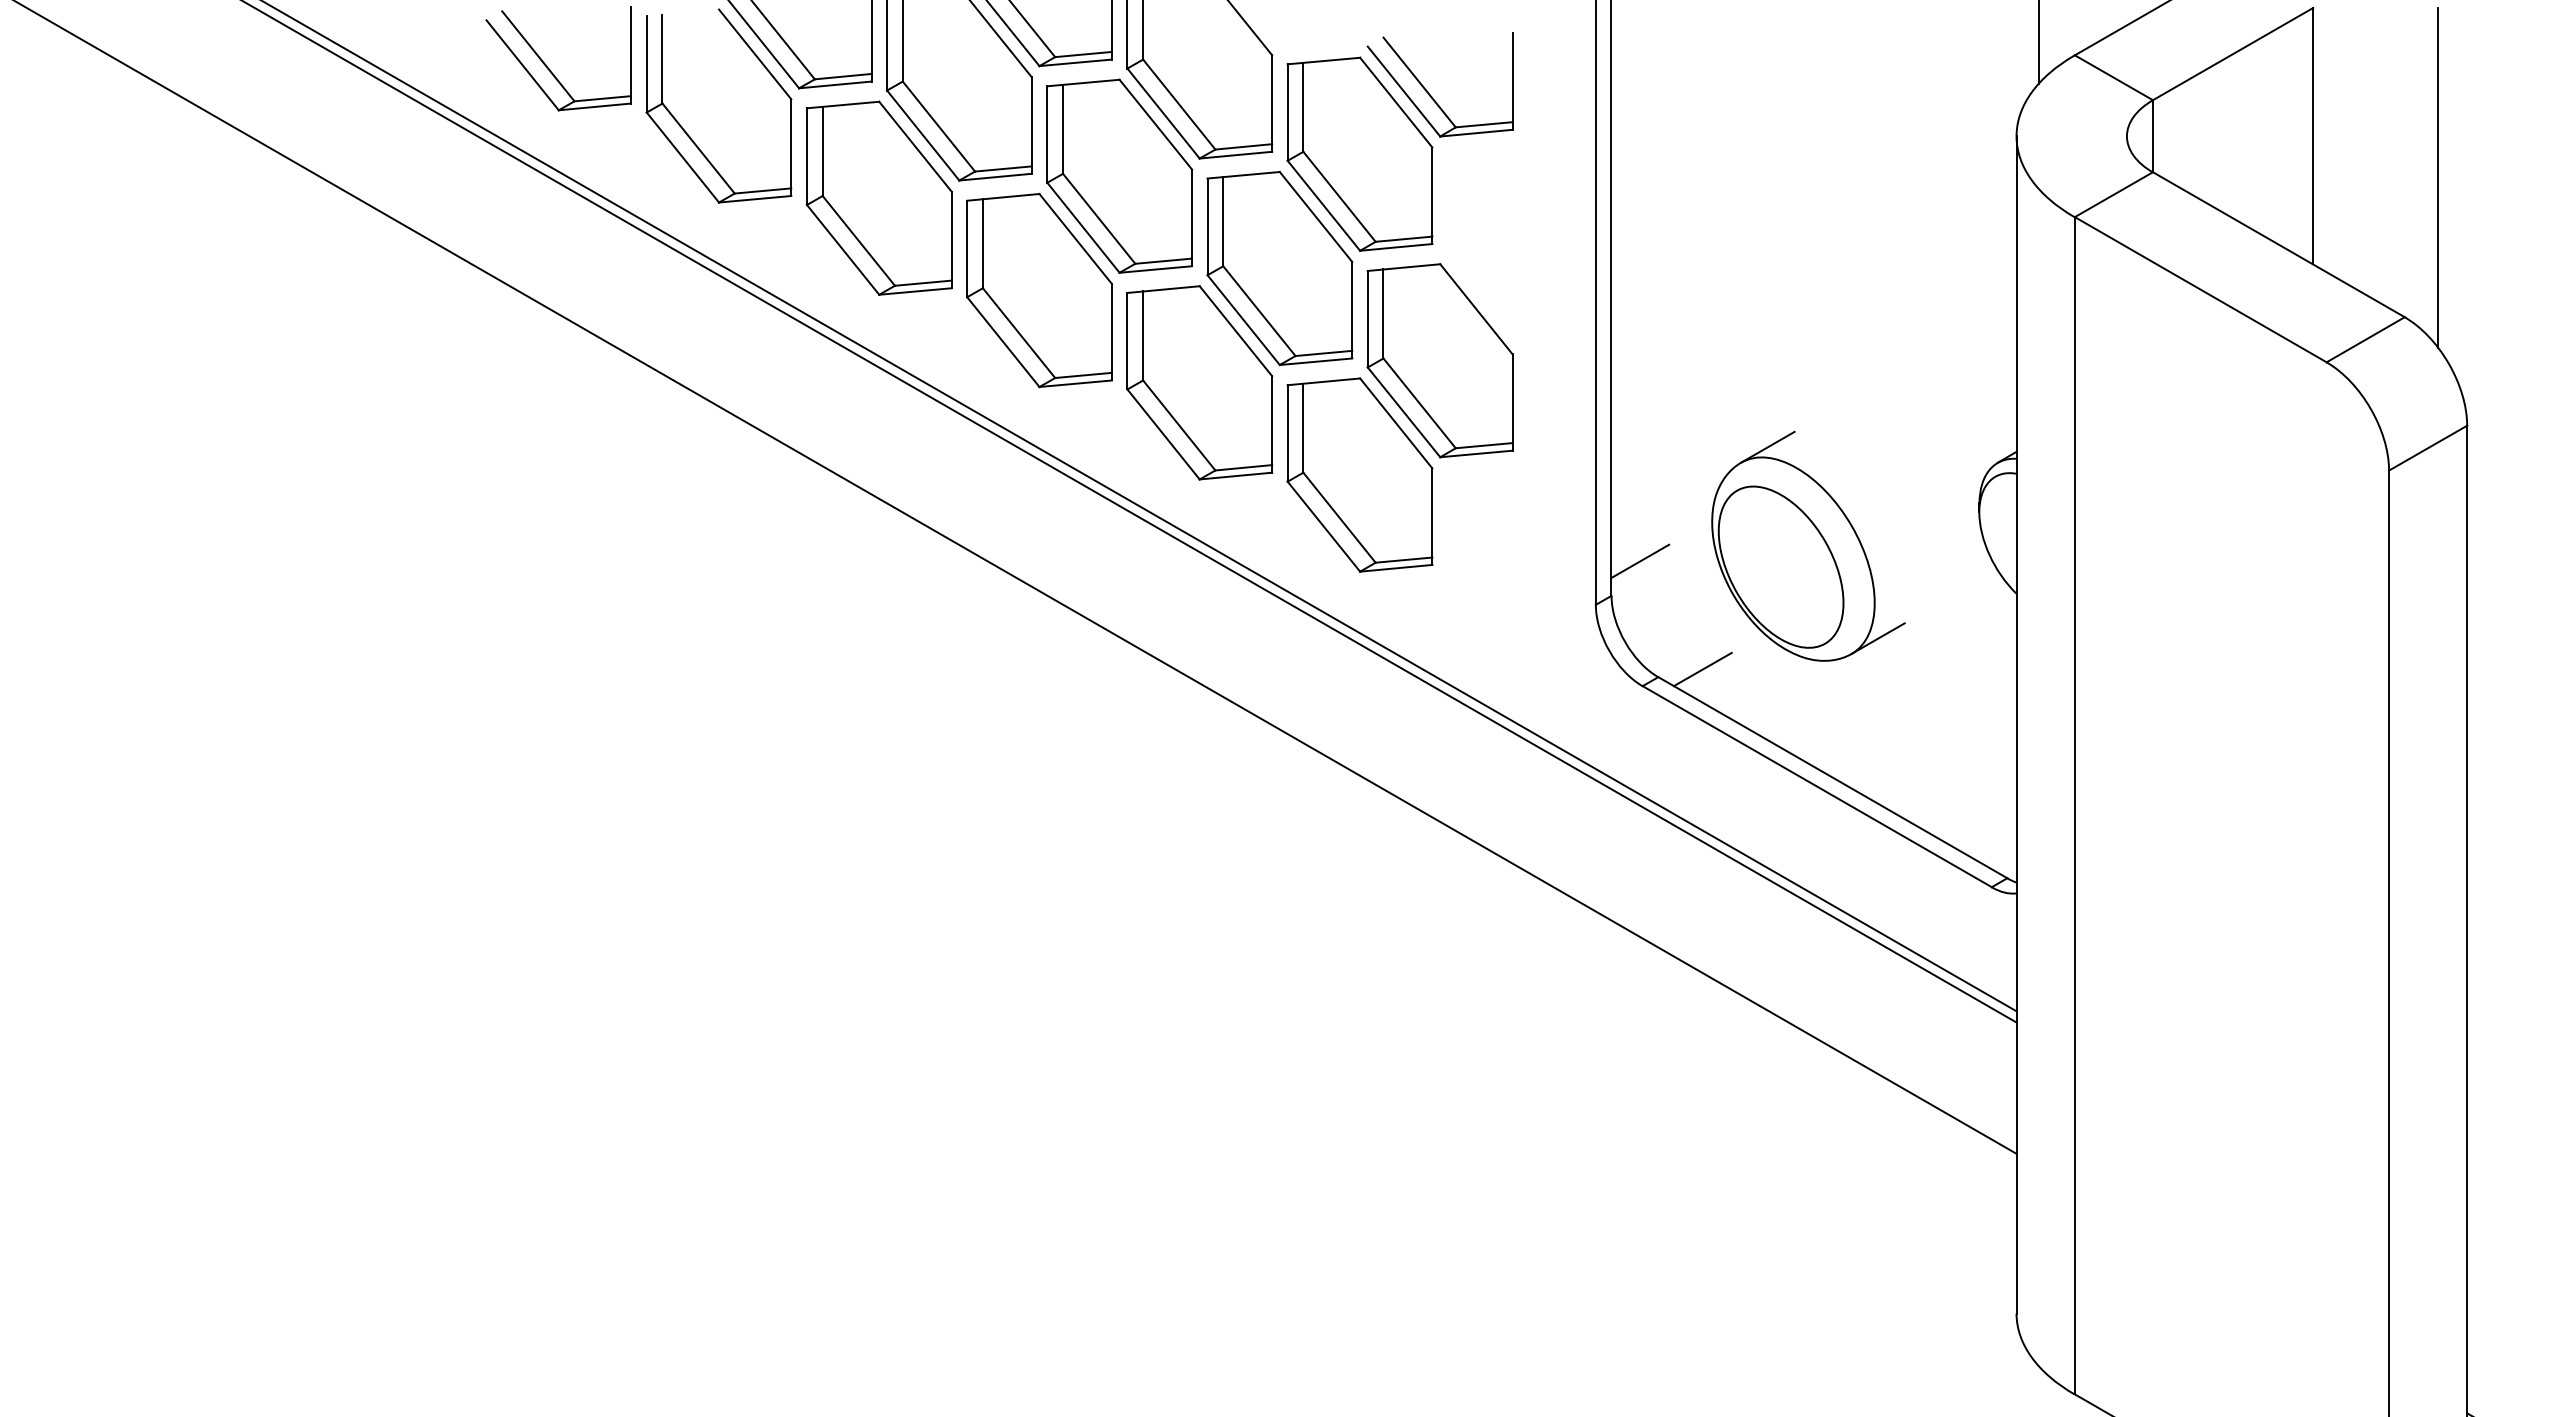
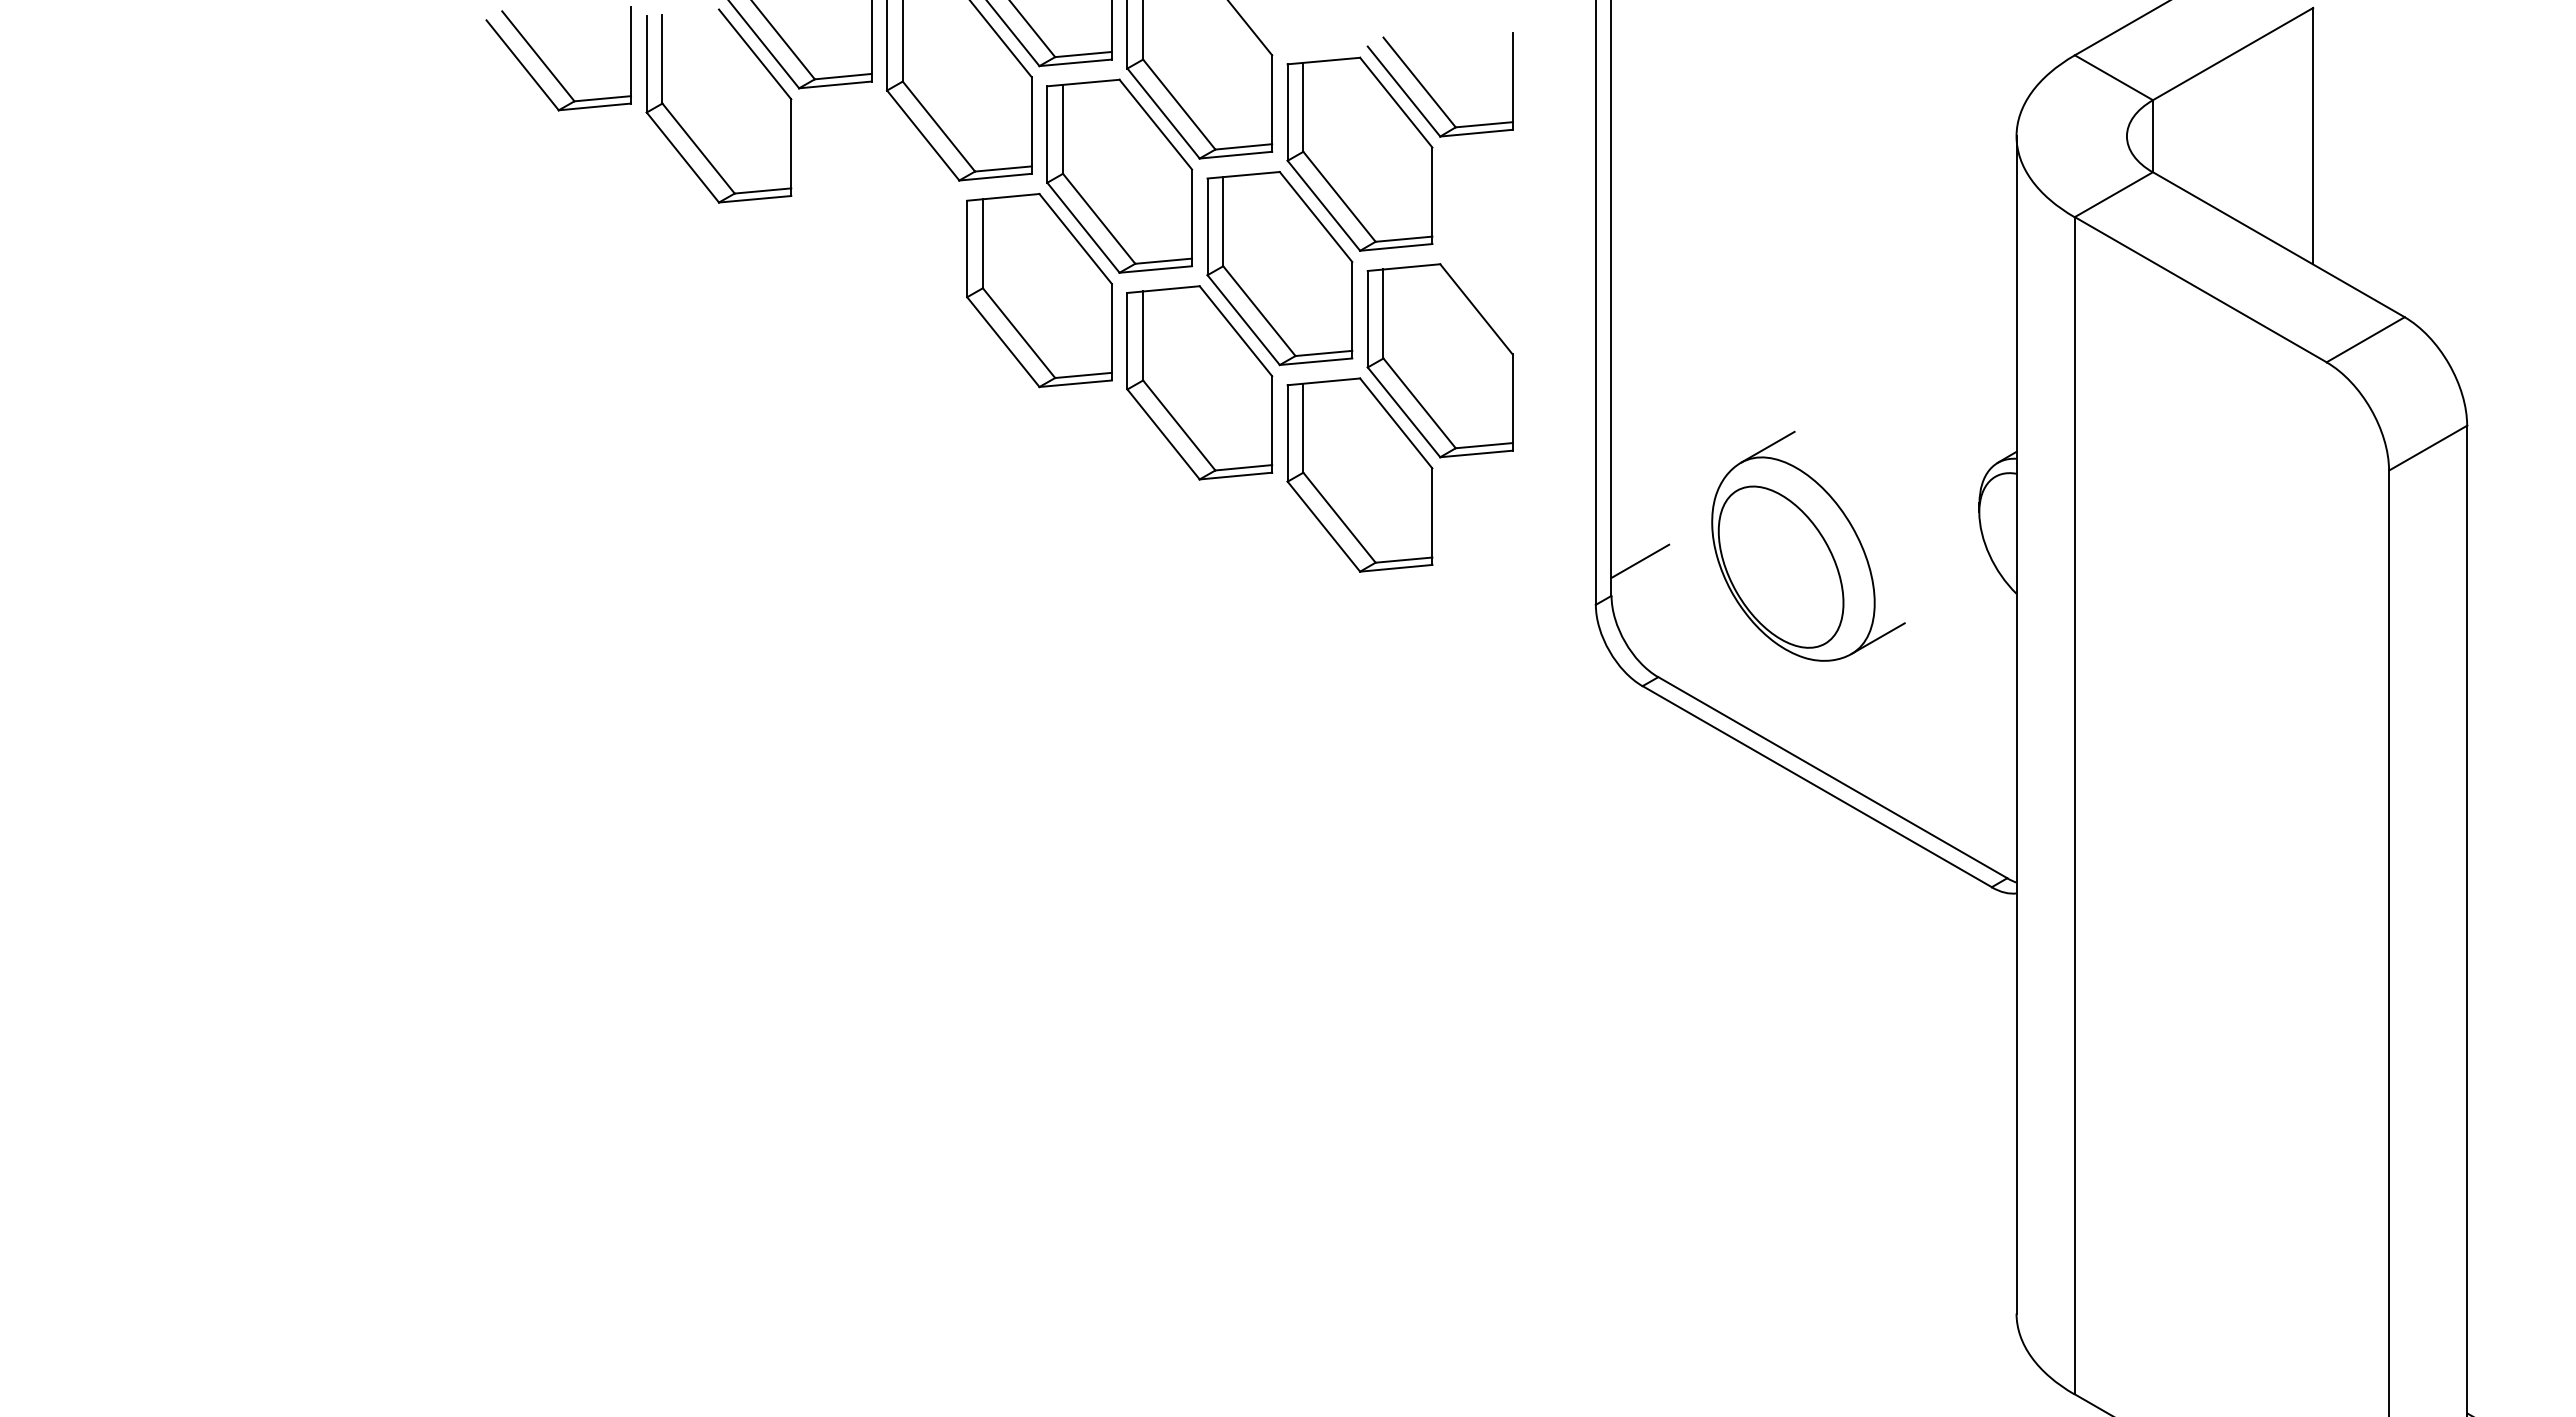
line: present -> none (2038, 42)
line: present -> none (2438, 177)
part: present -> none (878, 197)
line: present -> none (1140, 506)
line: present -> none (1130, 512)
line: present -> none (1016, 577)
line: present -> none (1702, 669)
